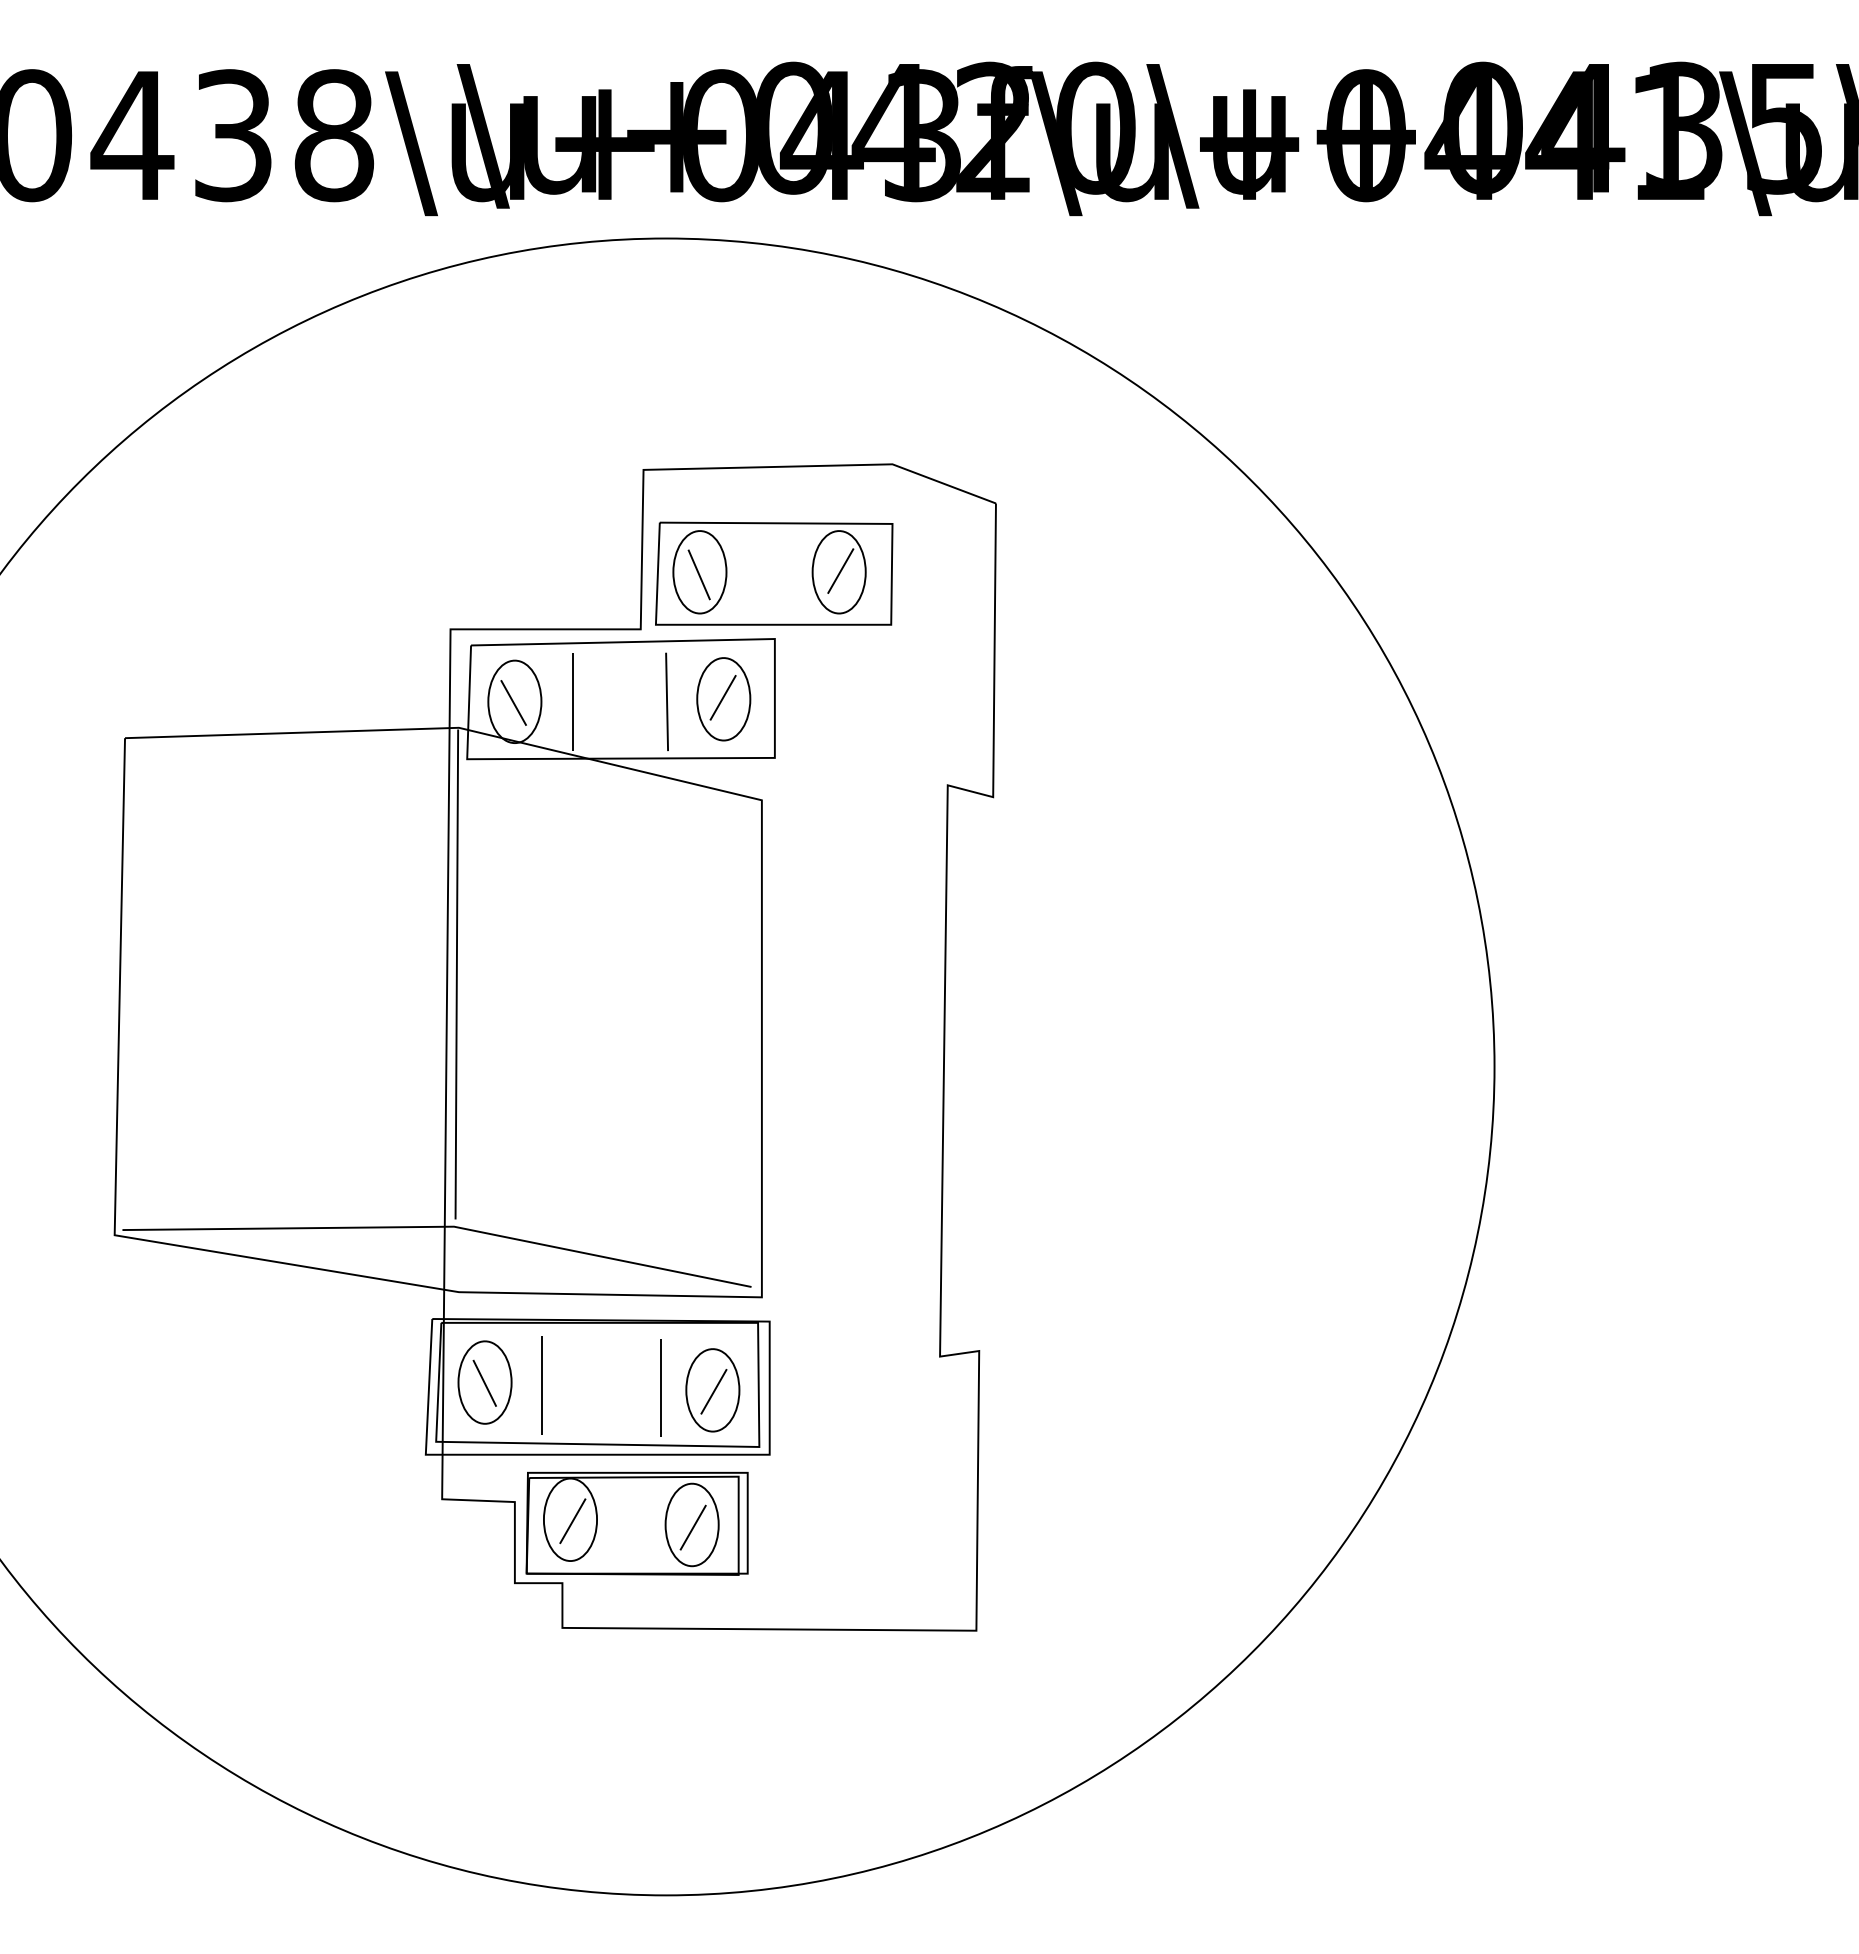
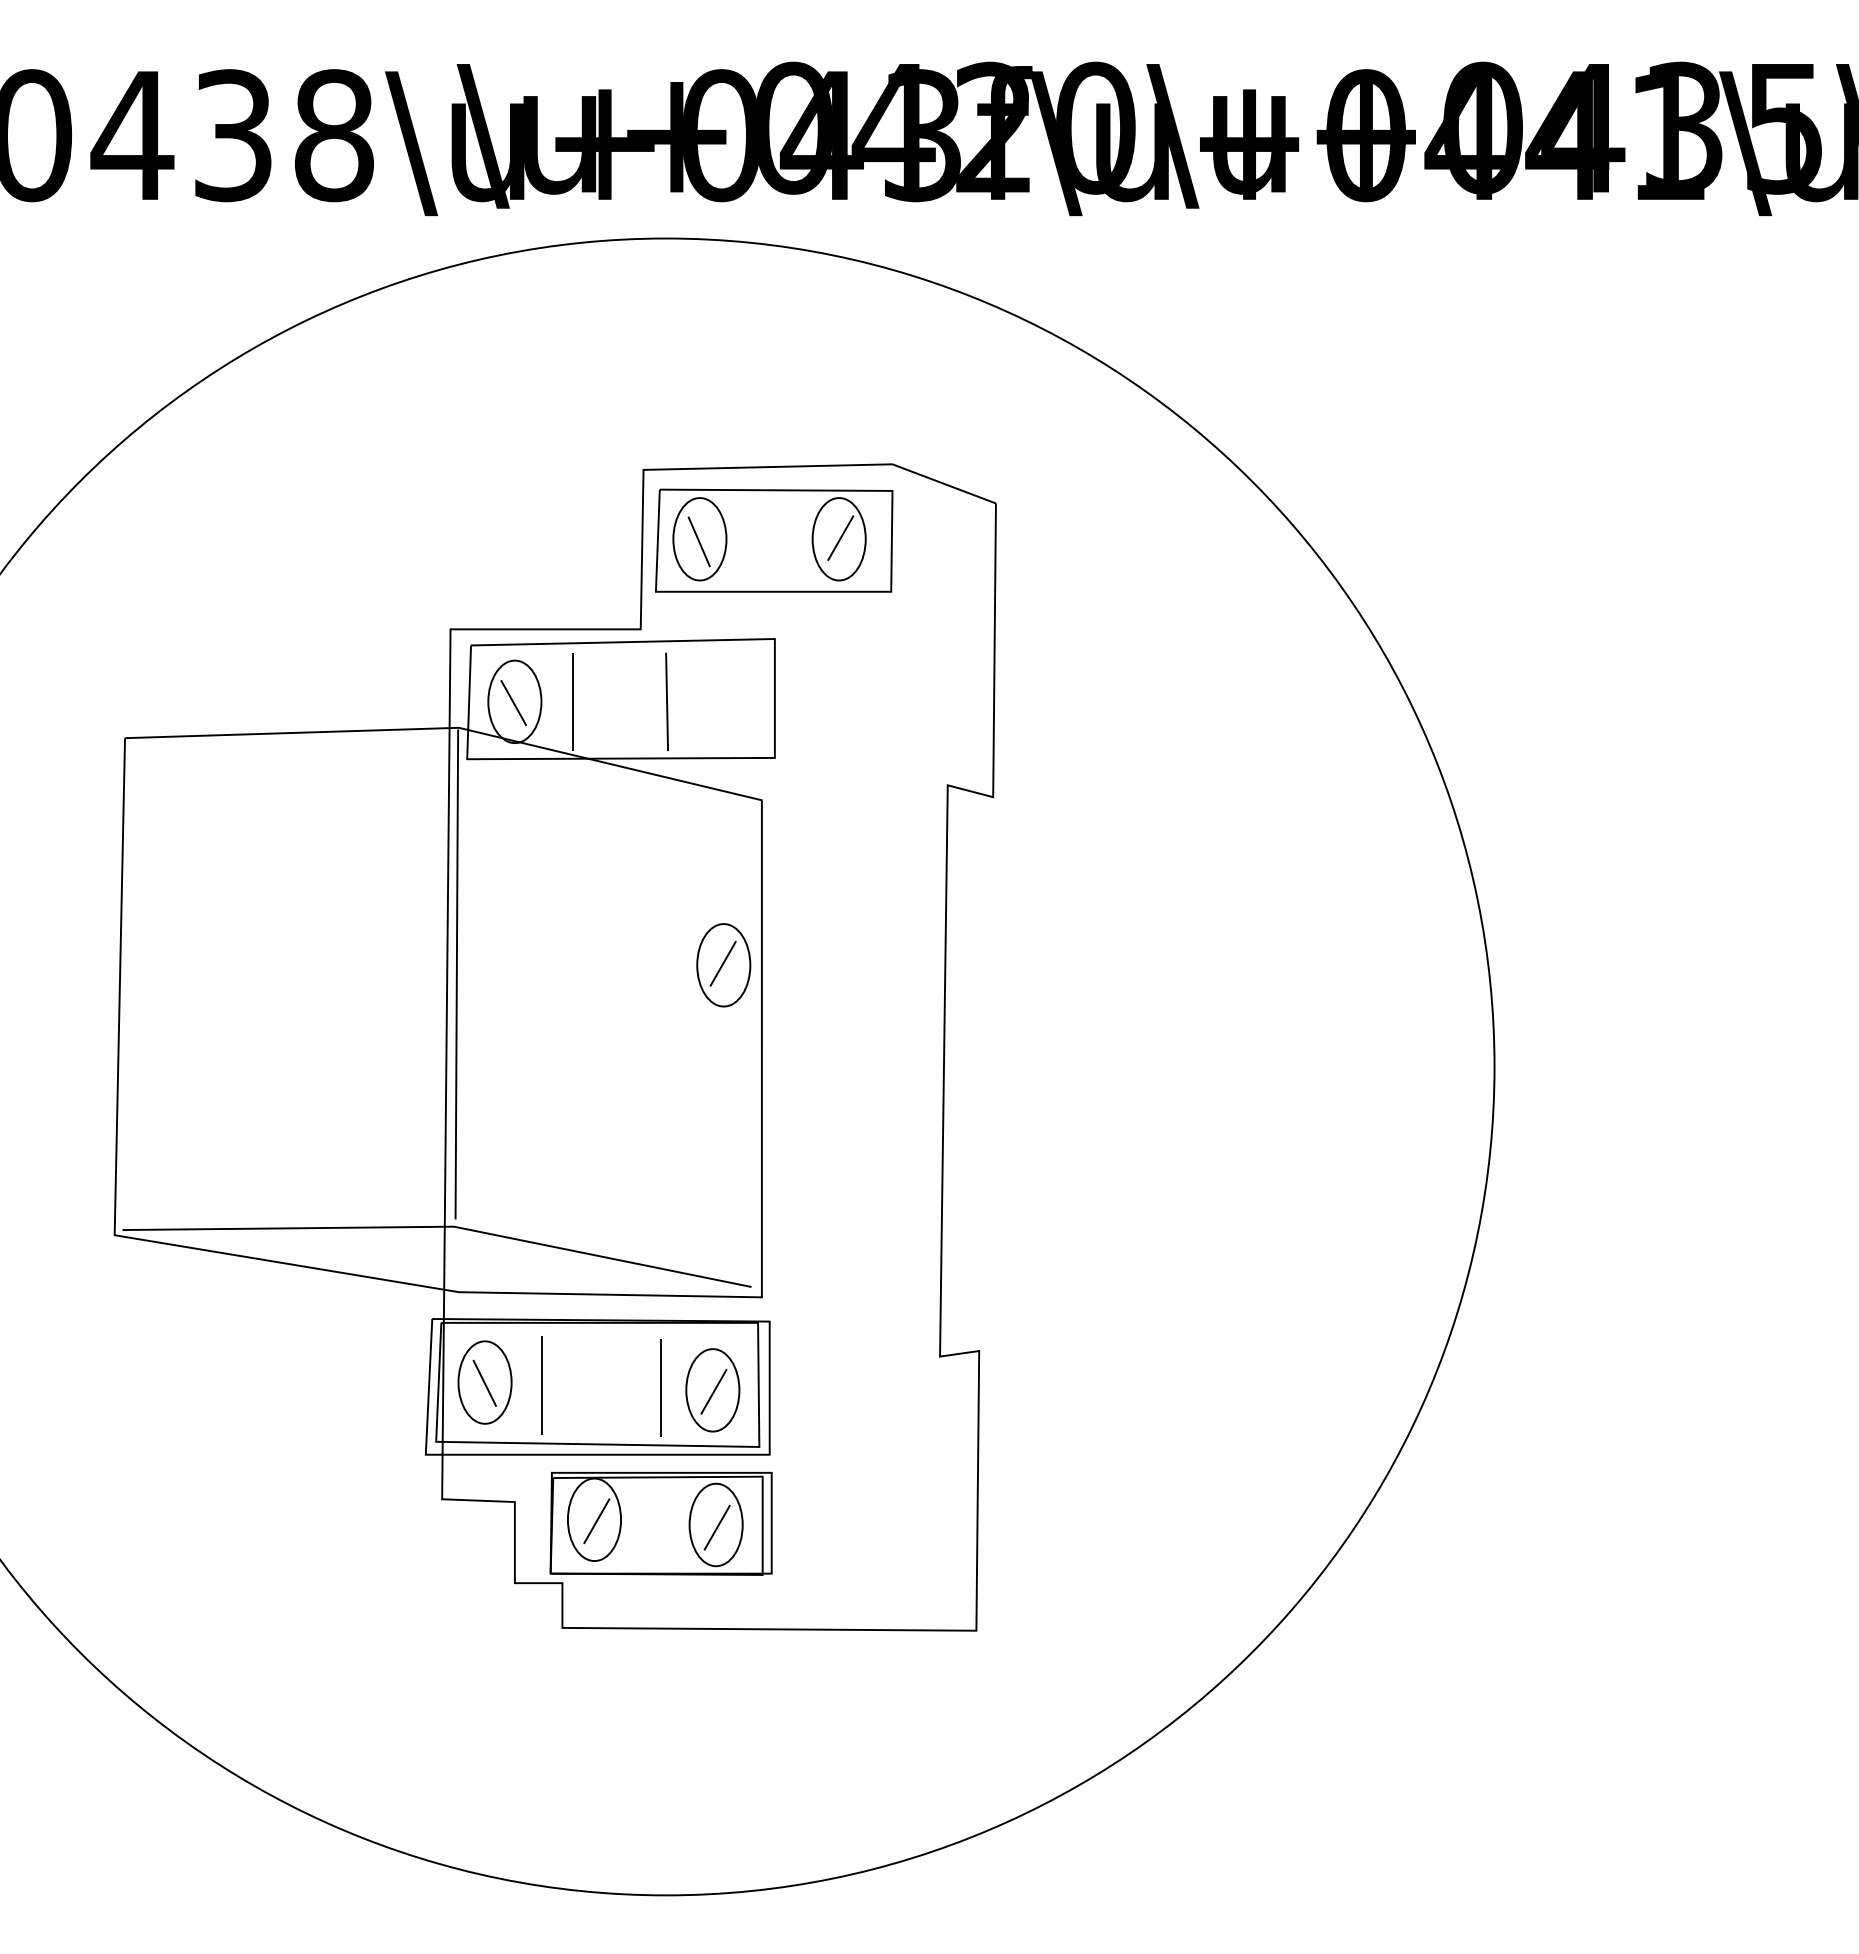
part position: (774, 573) -> (774, 540) (774, 540)
part position: (723, 699) -> (723, 965) (723, 965)
part position: (636, 1523) -> (660, 1523) (660, 1523)
